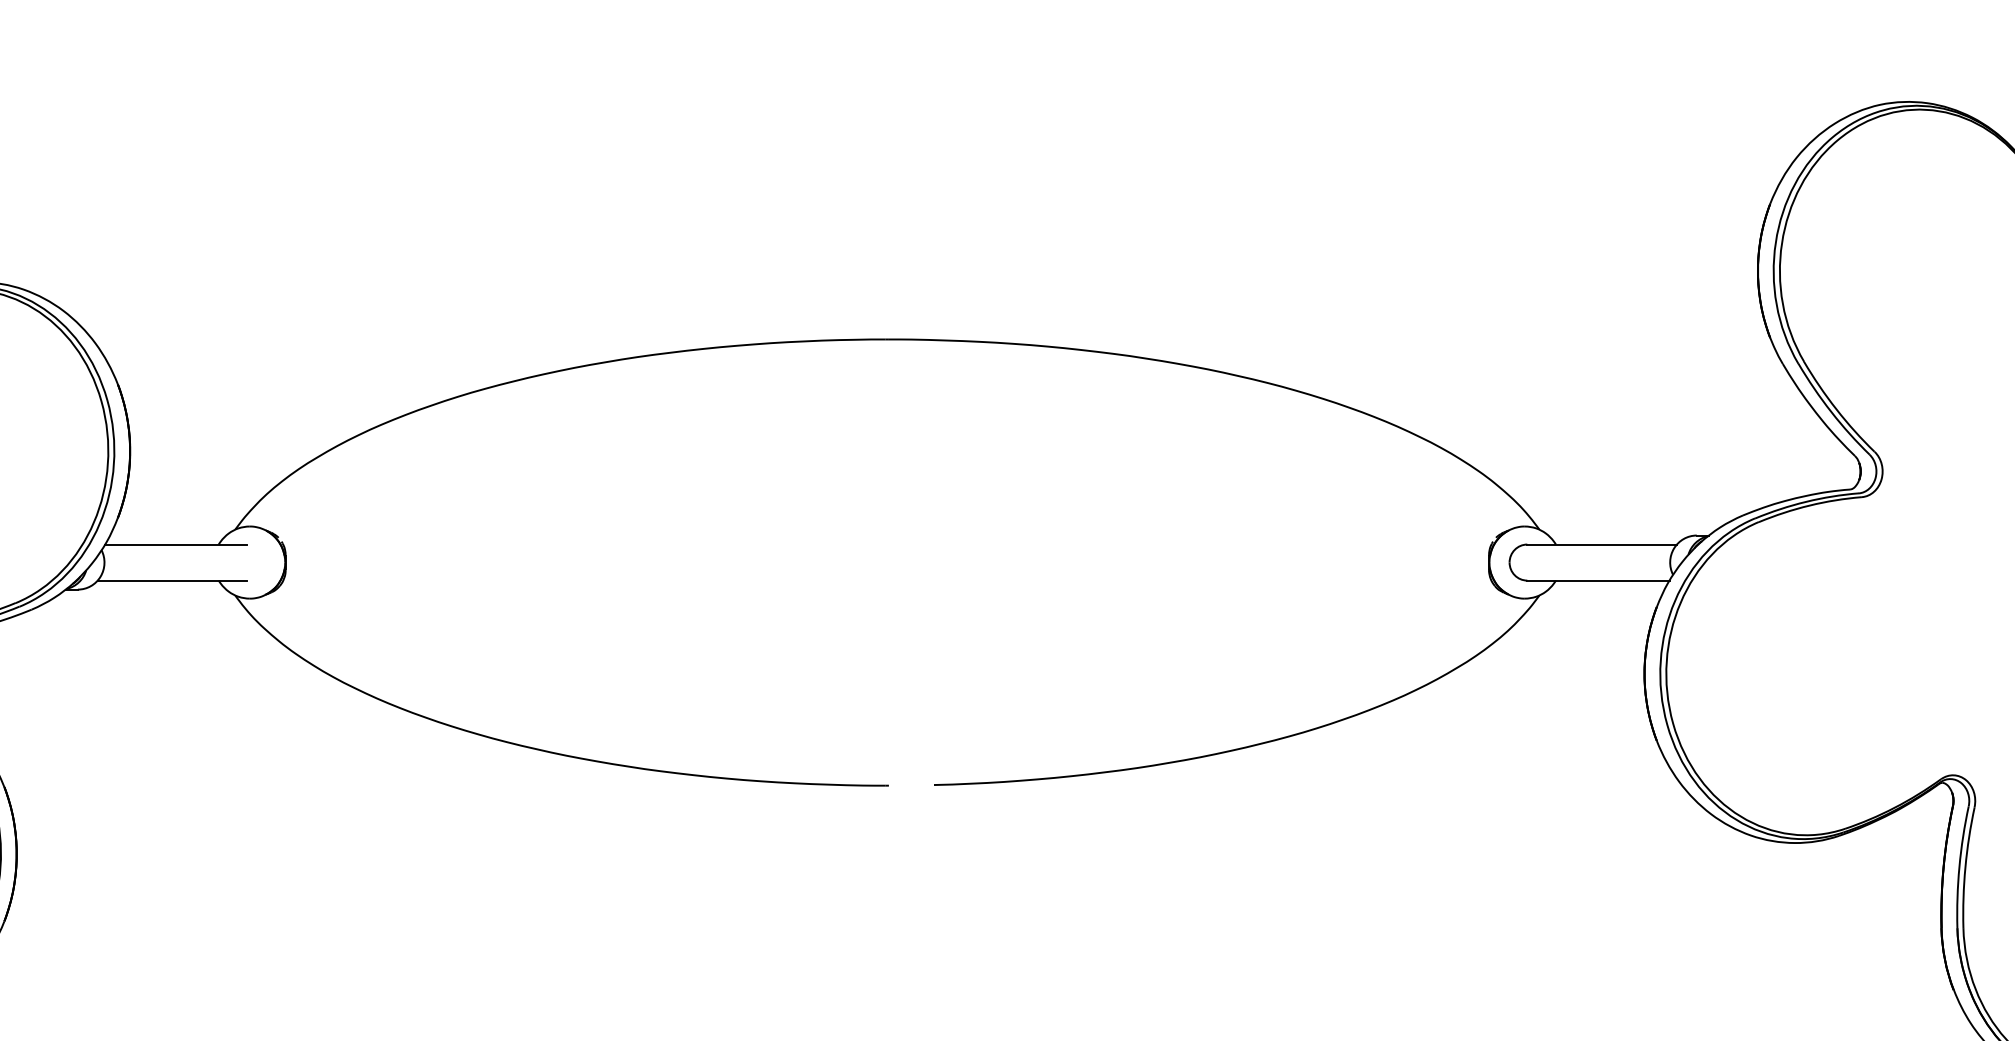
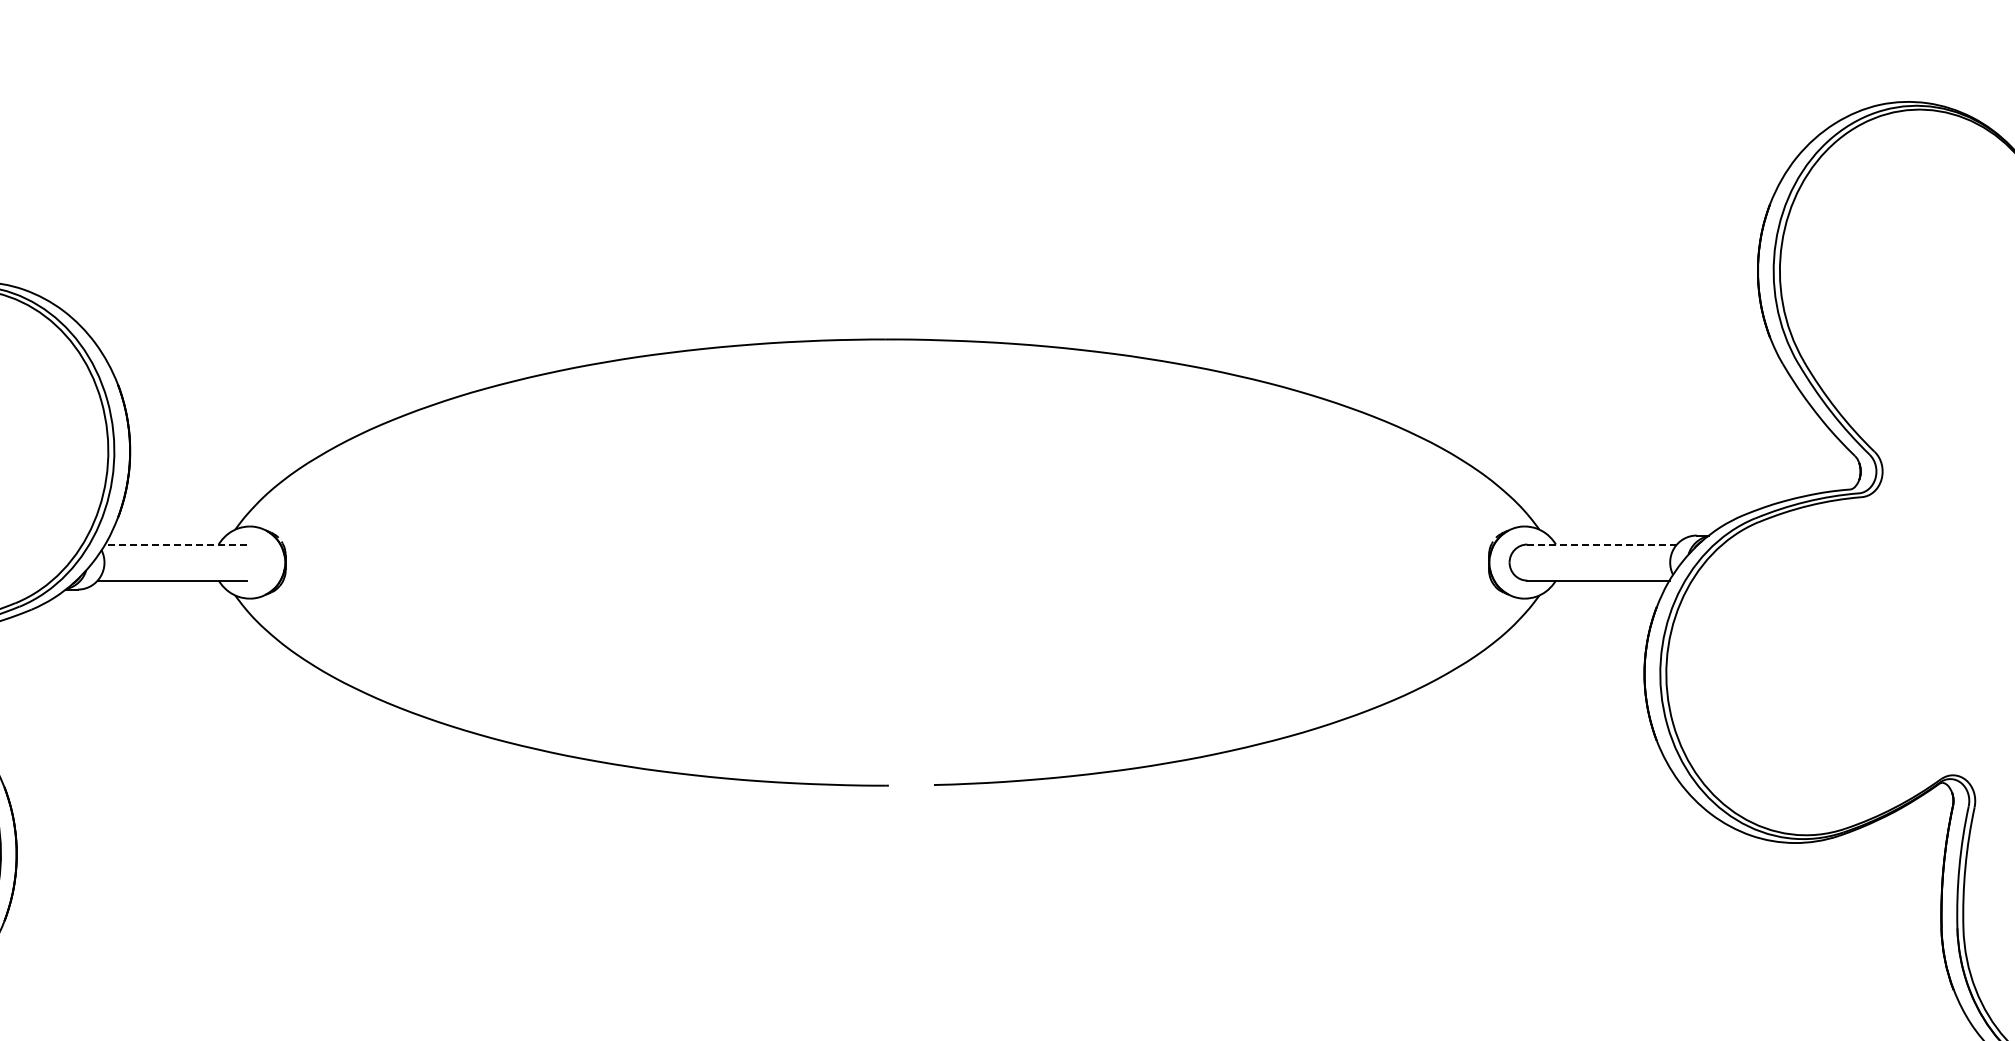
line: solid -> dashed (175, 544)
line: solid -> dashed (1602, 544)
